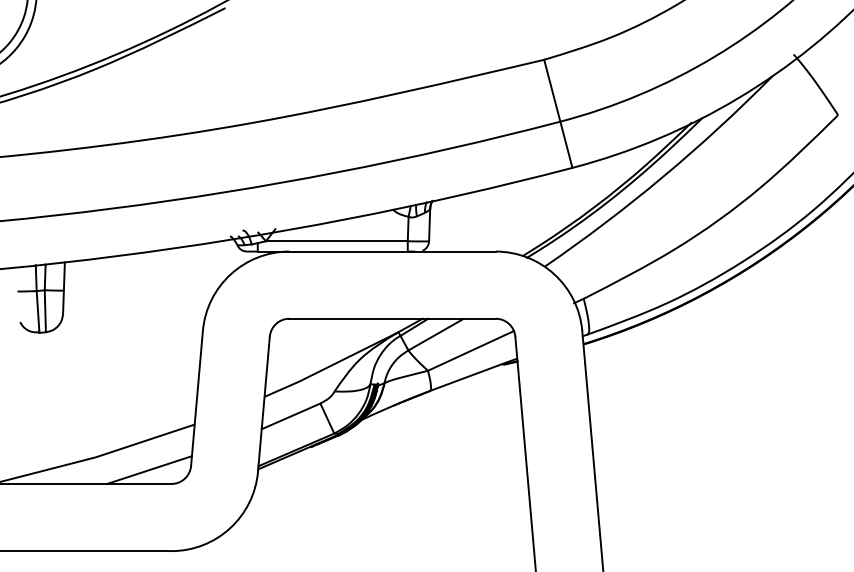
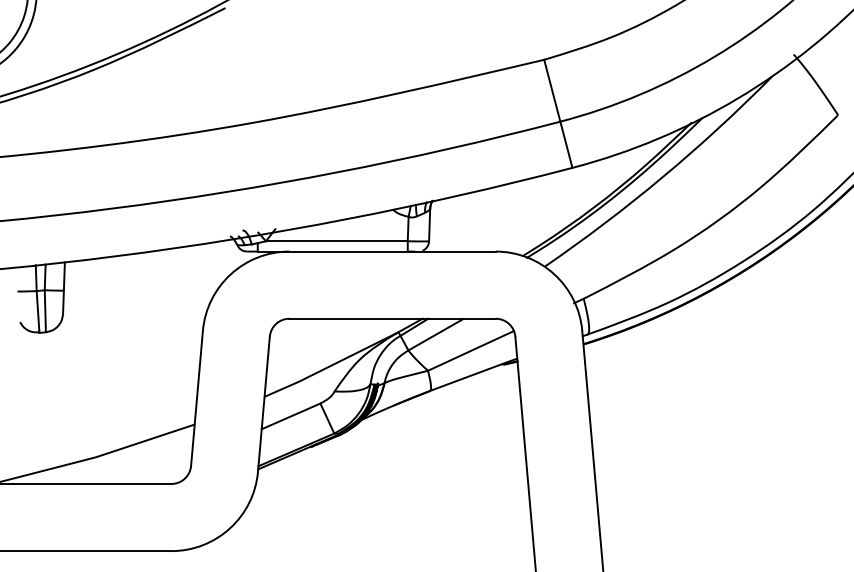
line: present -> none (149, 469)
